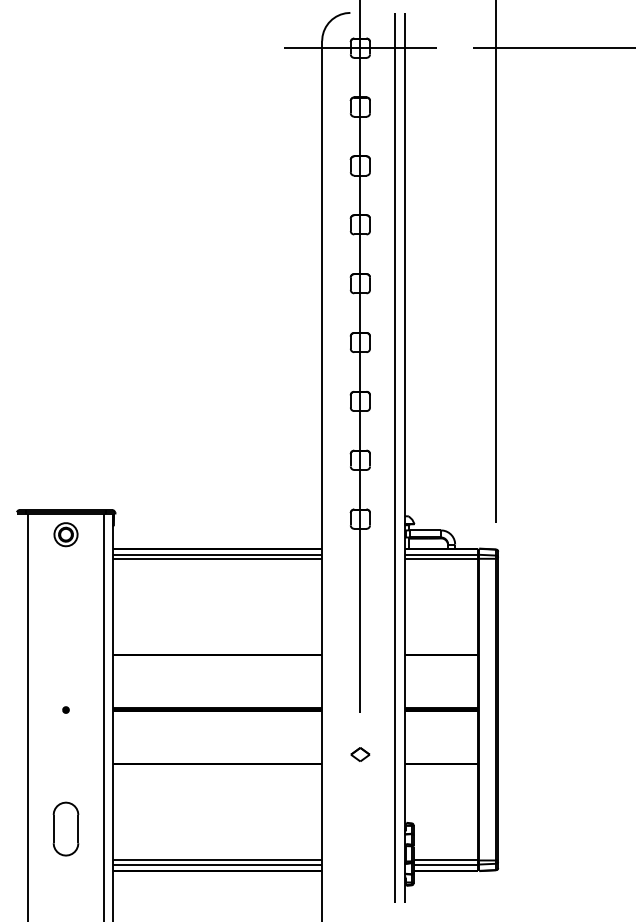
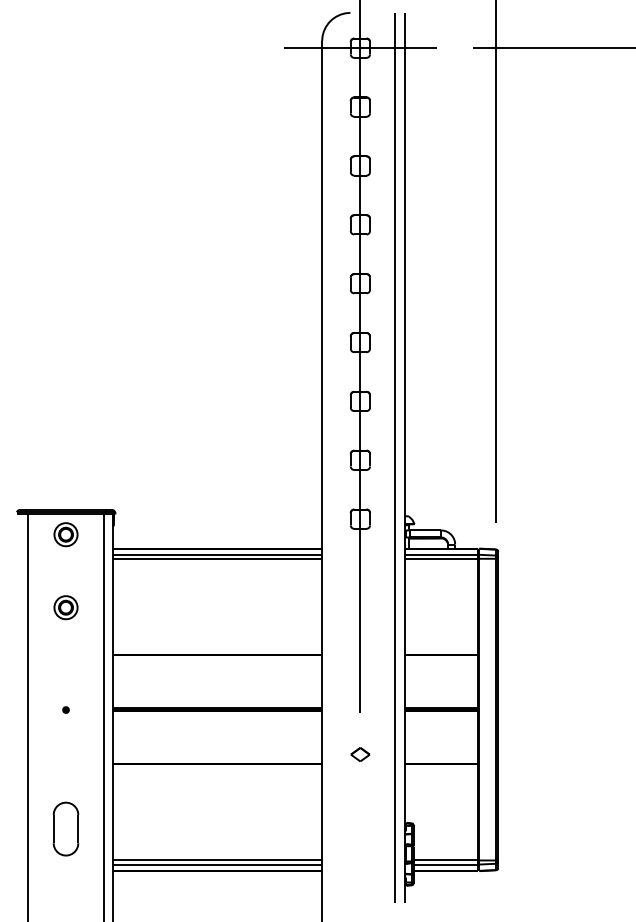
part: none -> present (65, 607)
